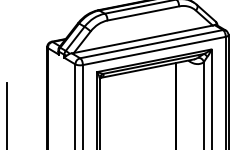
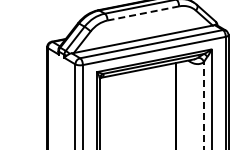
line: solid -> dashed (142, 13)
line: solid -> dashed (203, 105)
line: present -> none (7, 114)
